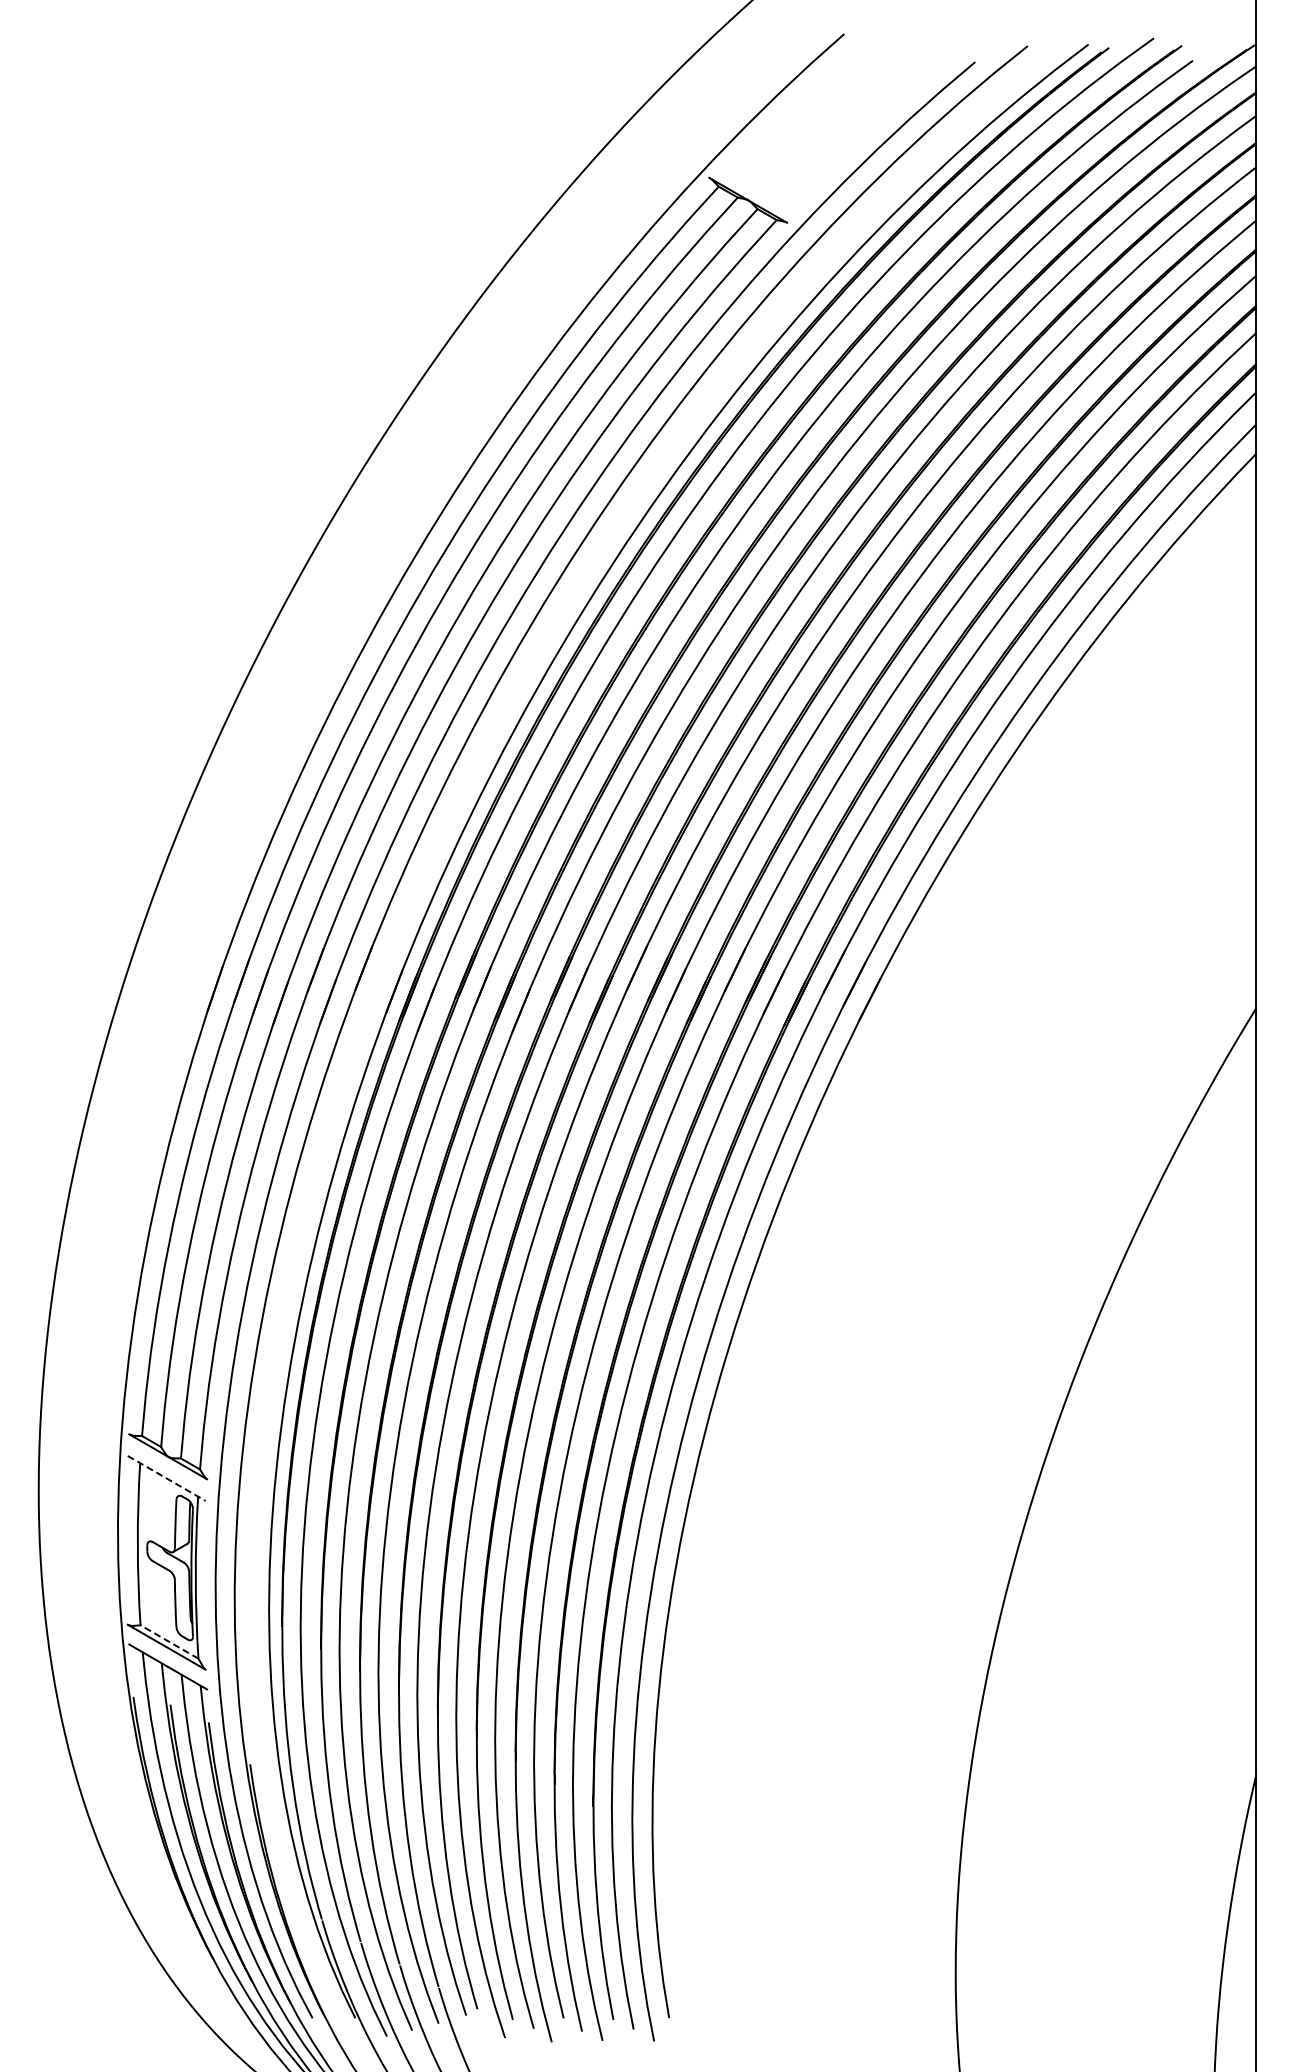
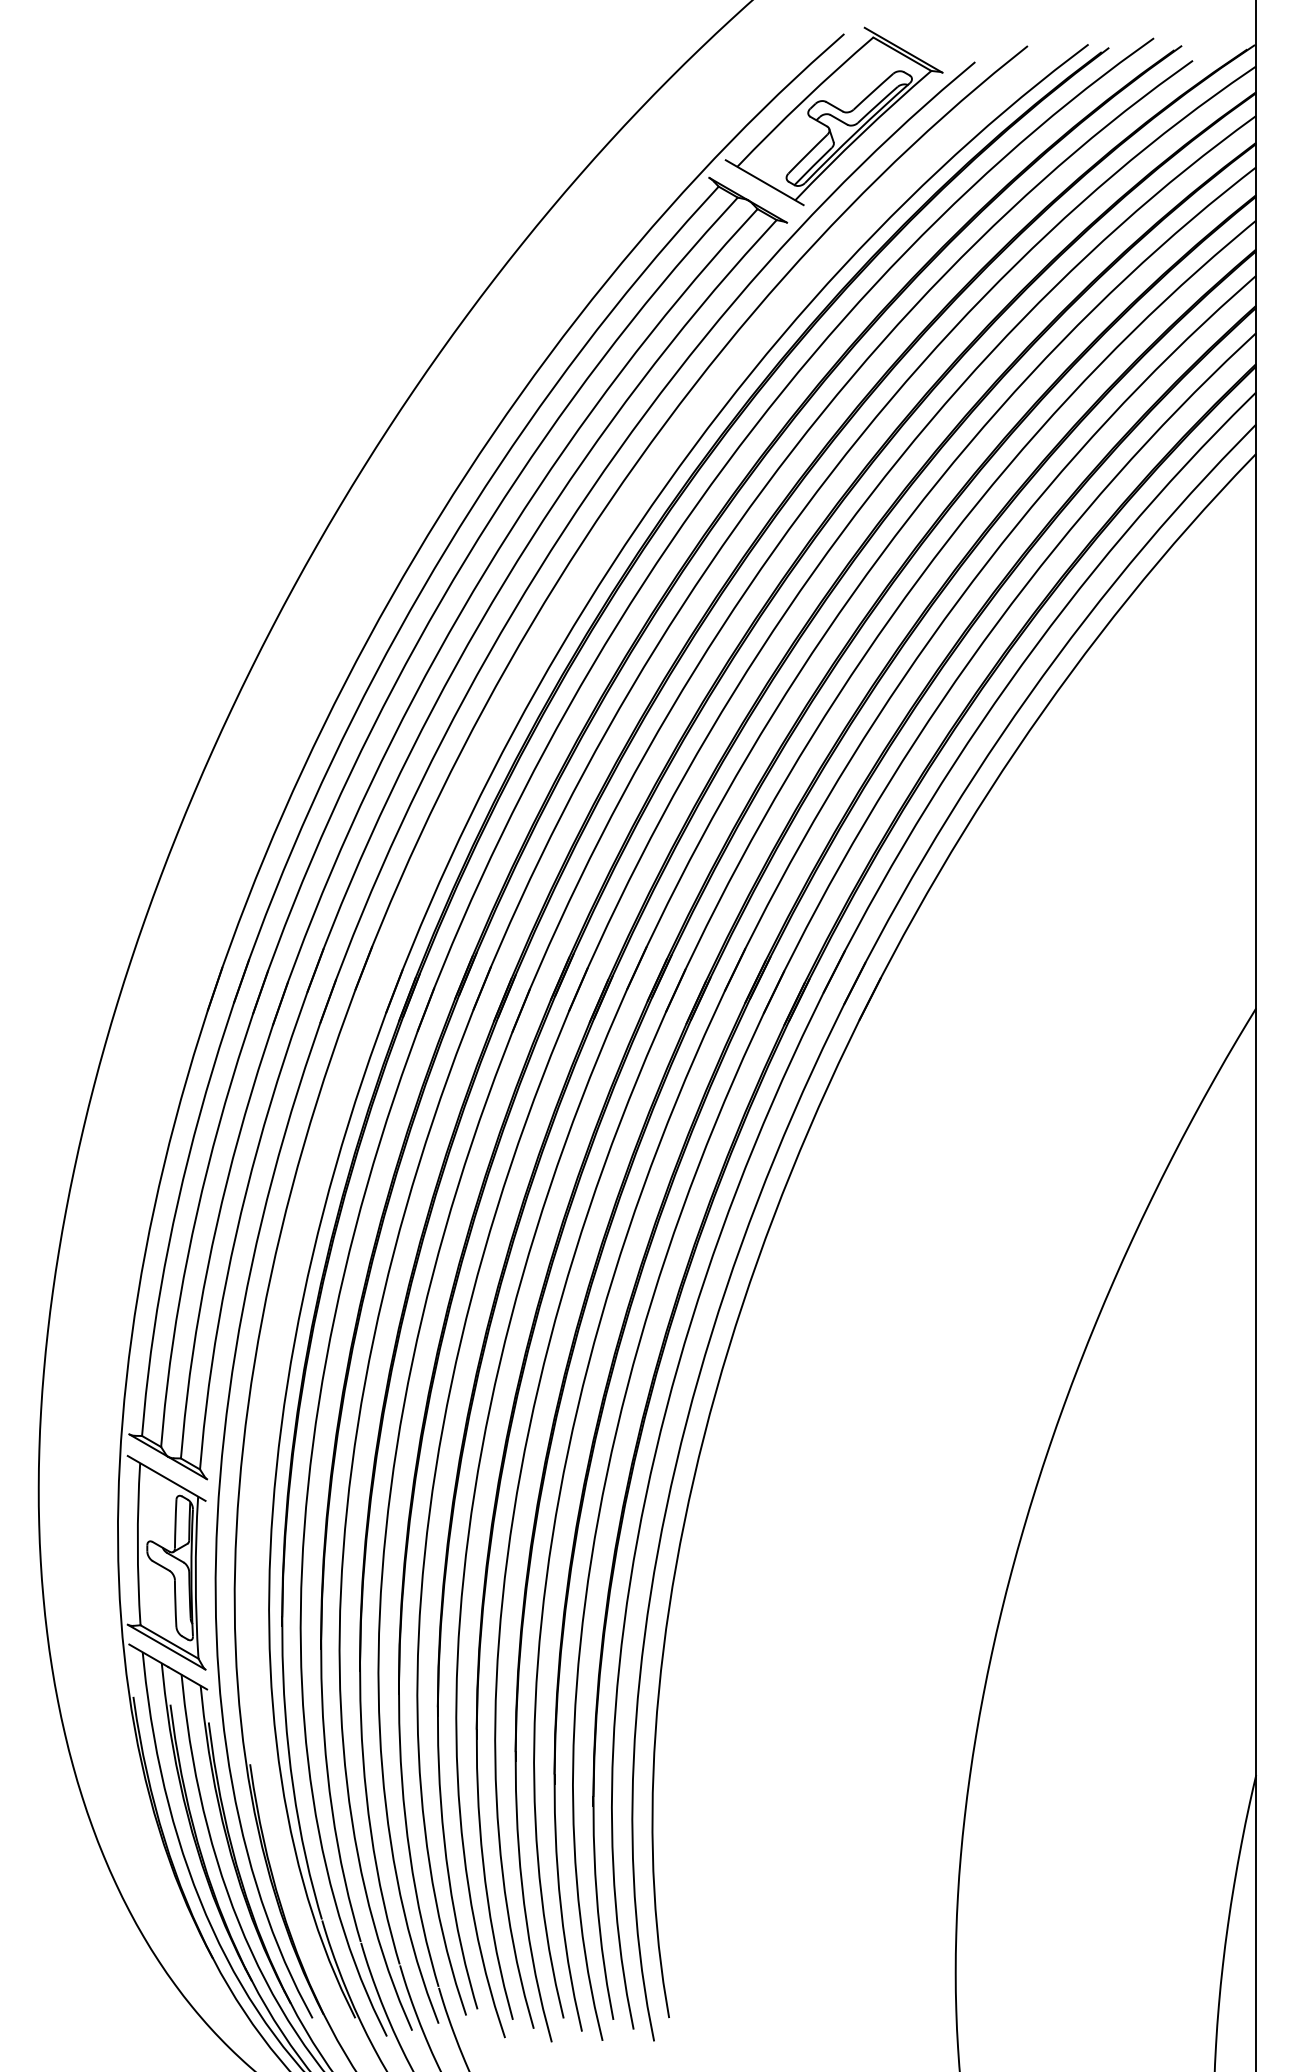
part: none -> present (833, 116)
line: dashed -> solid (166, 1478)
line: dashed -> solid (169, 1641)
